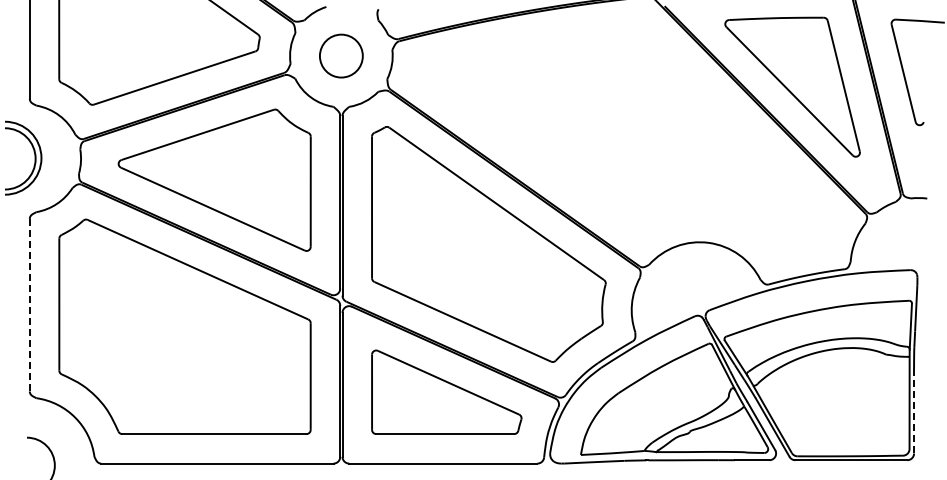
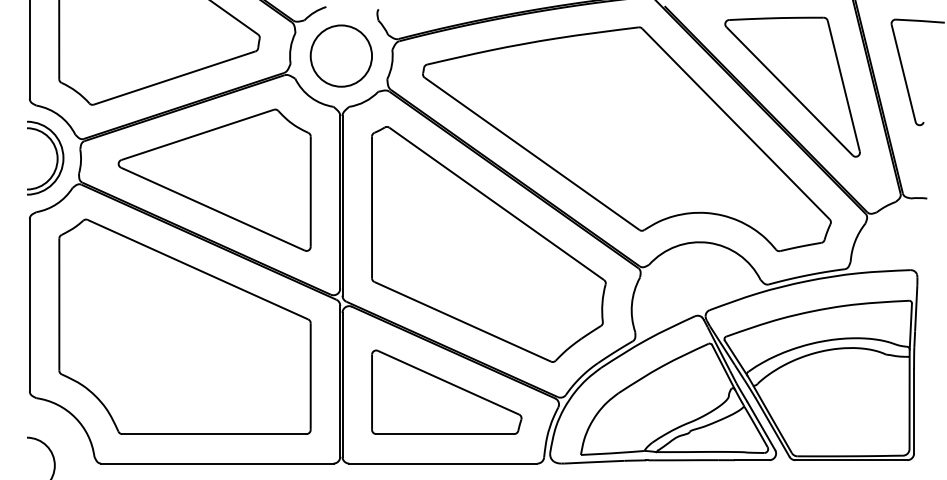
circle diameter: 43 px -> 61 px (341, 55)
part: none -> present (626, 139)
part position: (34, 157) -> (56, 157) (56, 157)
line: dashed -> solid (29, 305)
line: dashed -> solid (914, 411)
